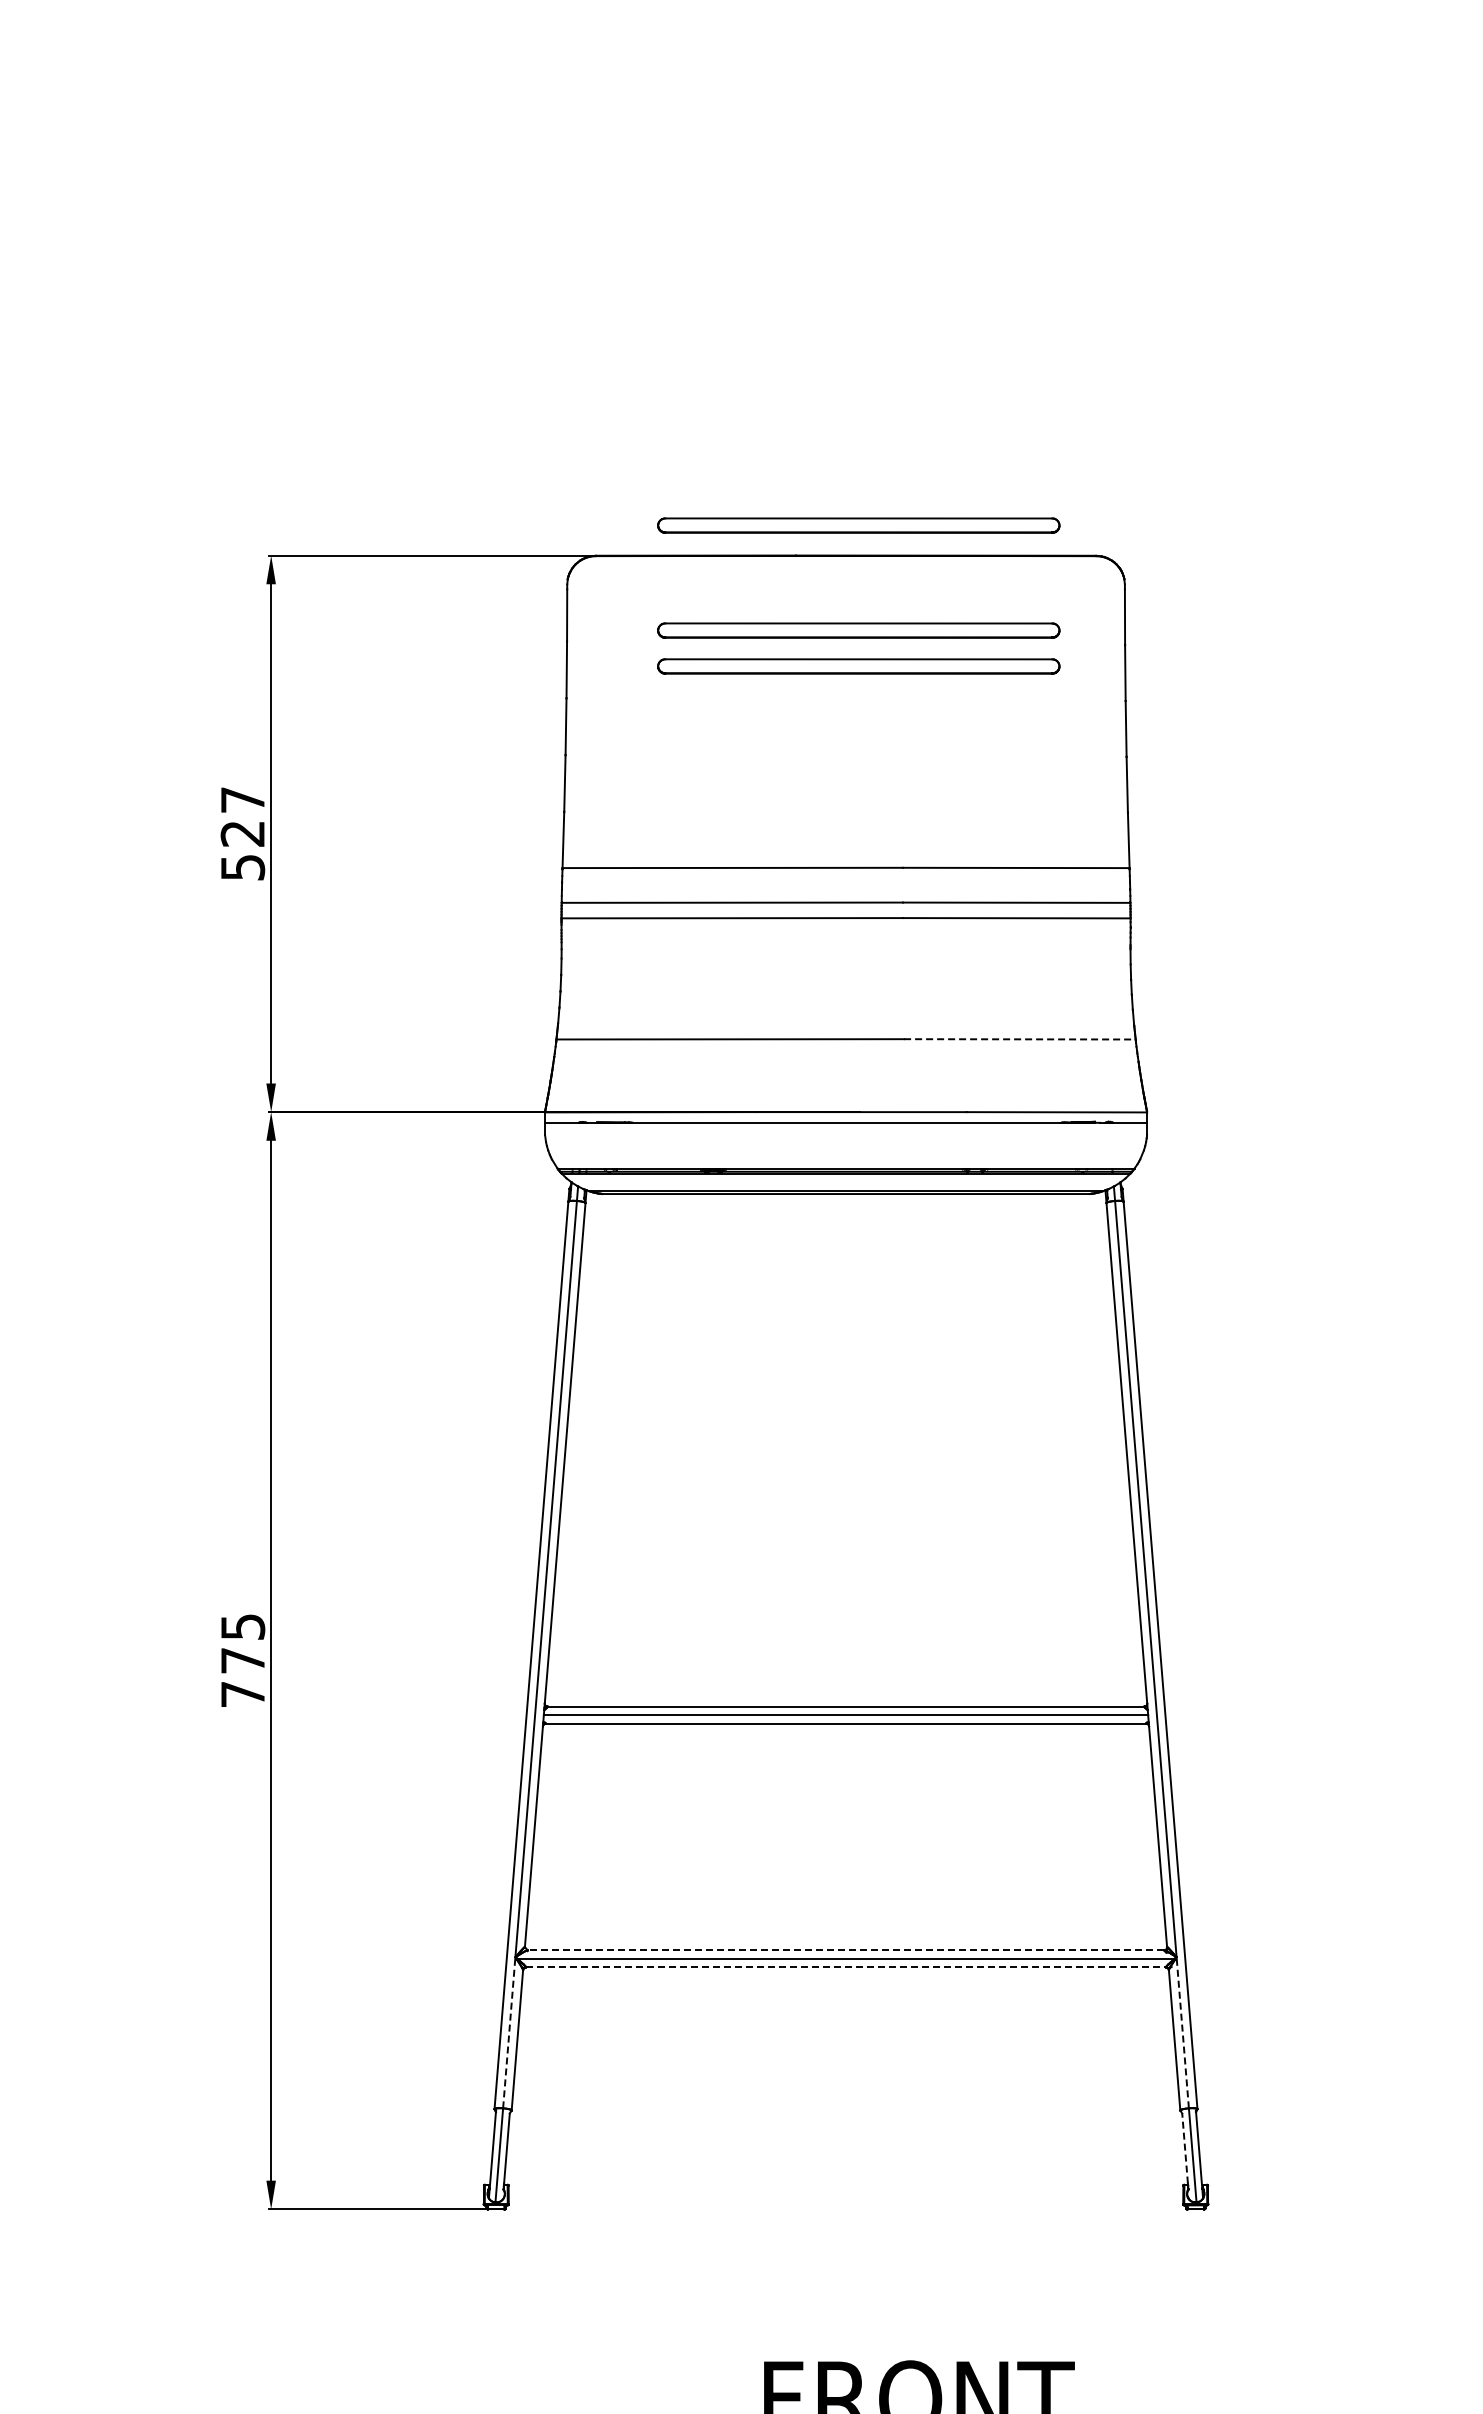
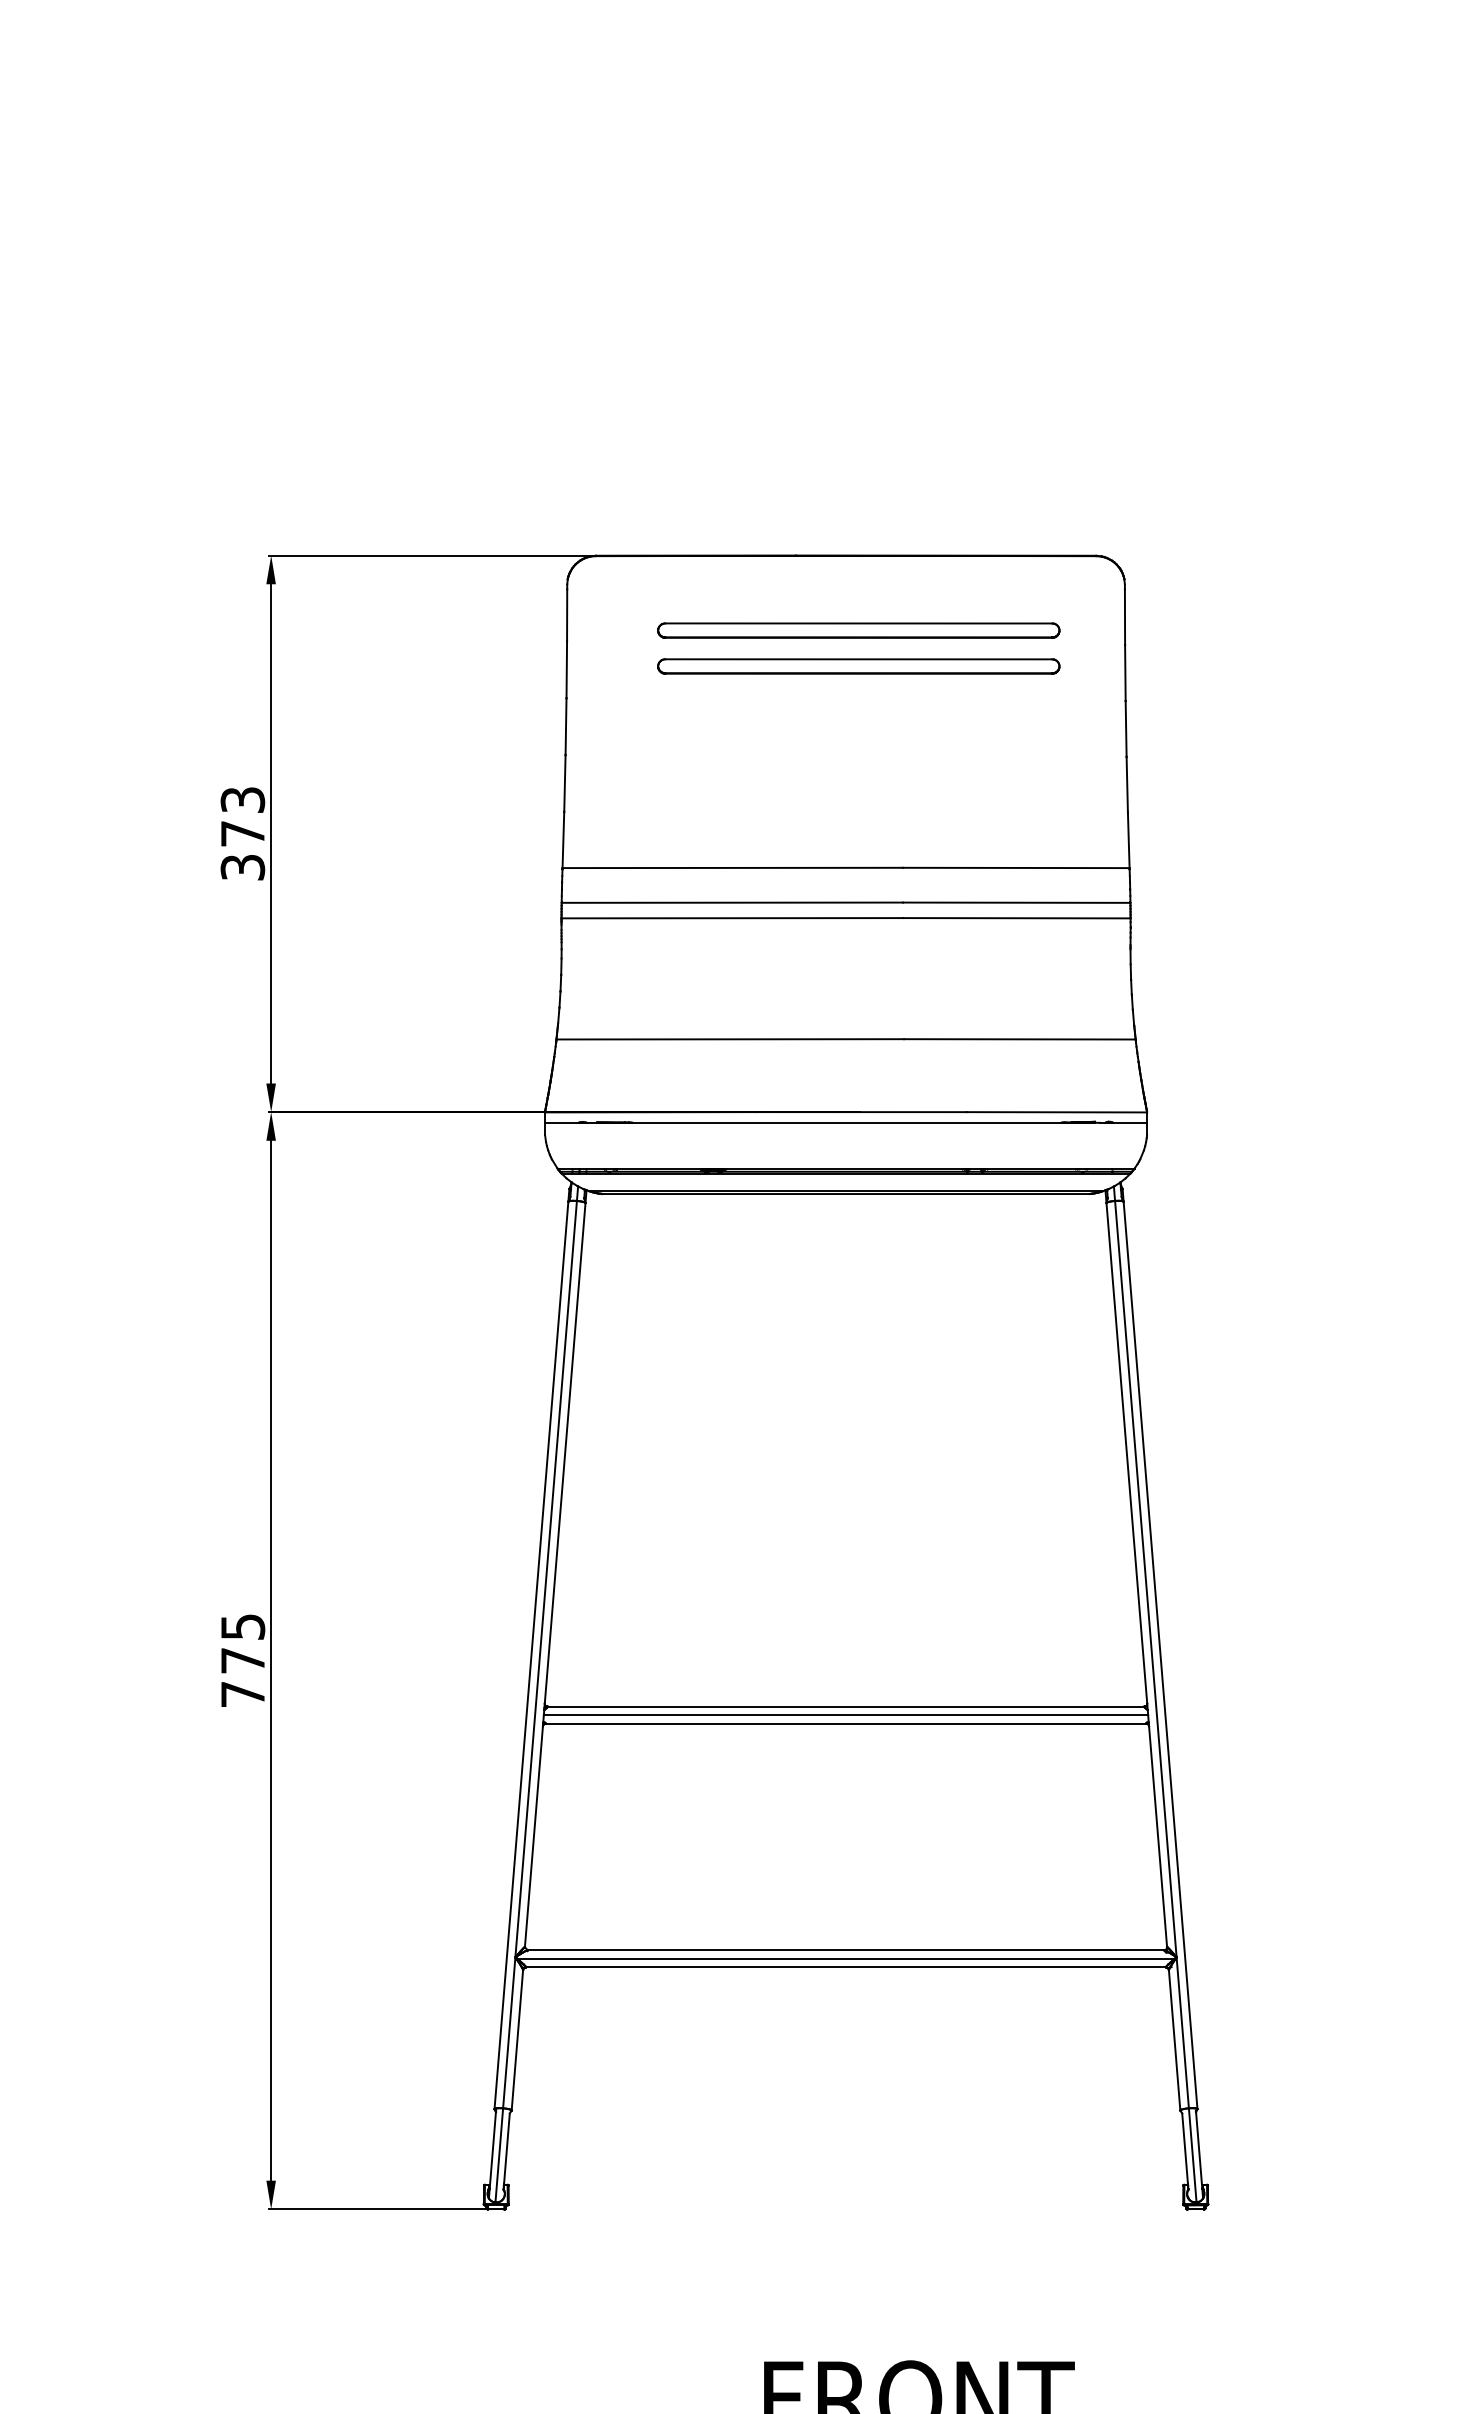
part: present -> none (858, 525)
text: 527 -> 373 (242, 833)
line: dashed -> solid (1019, 1039)
line: dashed -> solid (845, 1950)
line: dashed -> solid (846, 1967)
line: dashed -> solid (509, 2032)
line: dashed -> solid (1182, 2032)
line: dashed -> solid (1185, 2148)
